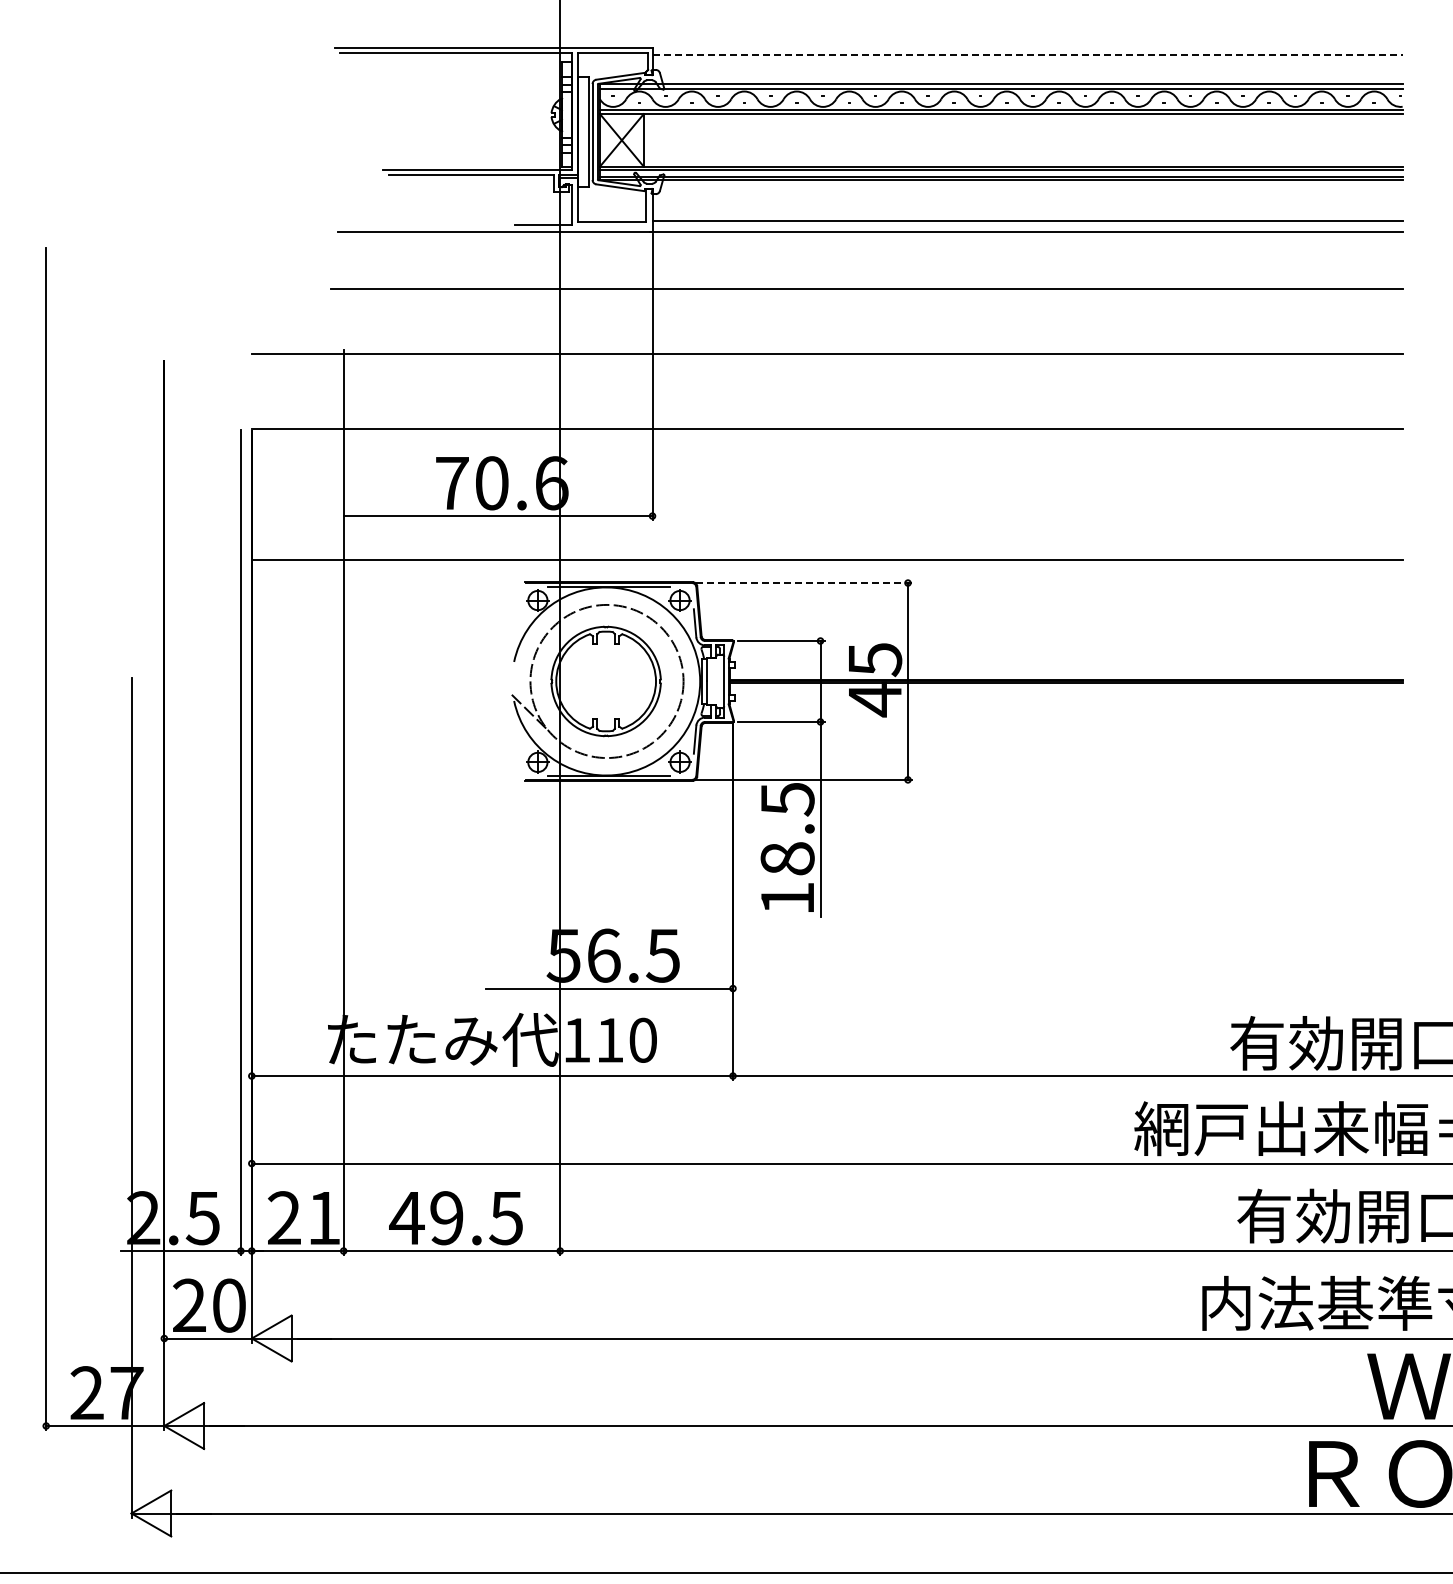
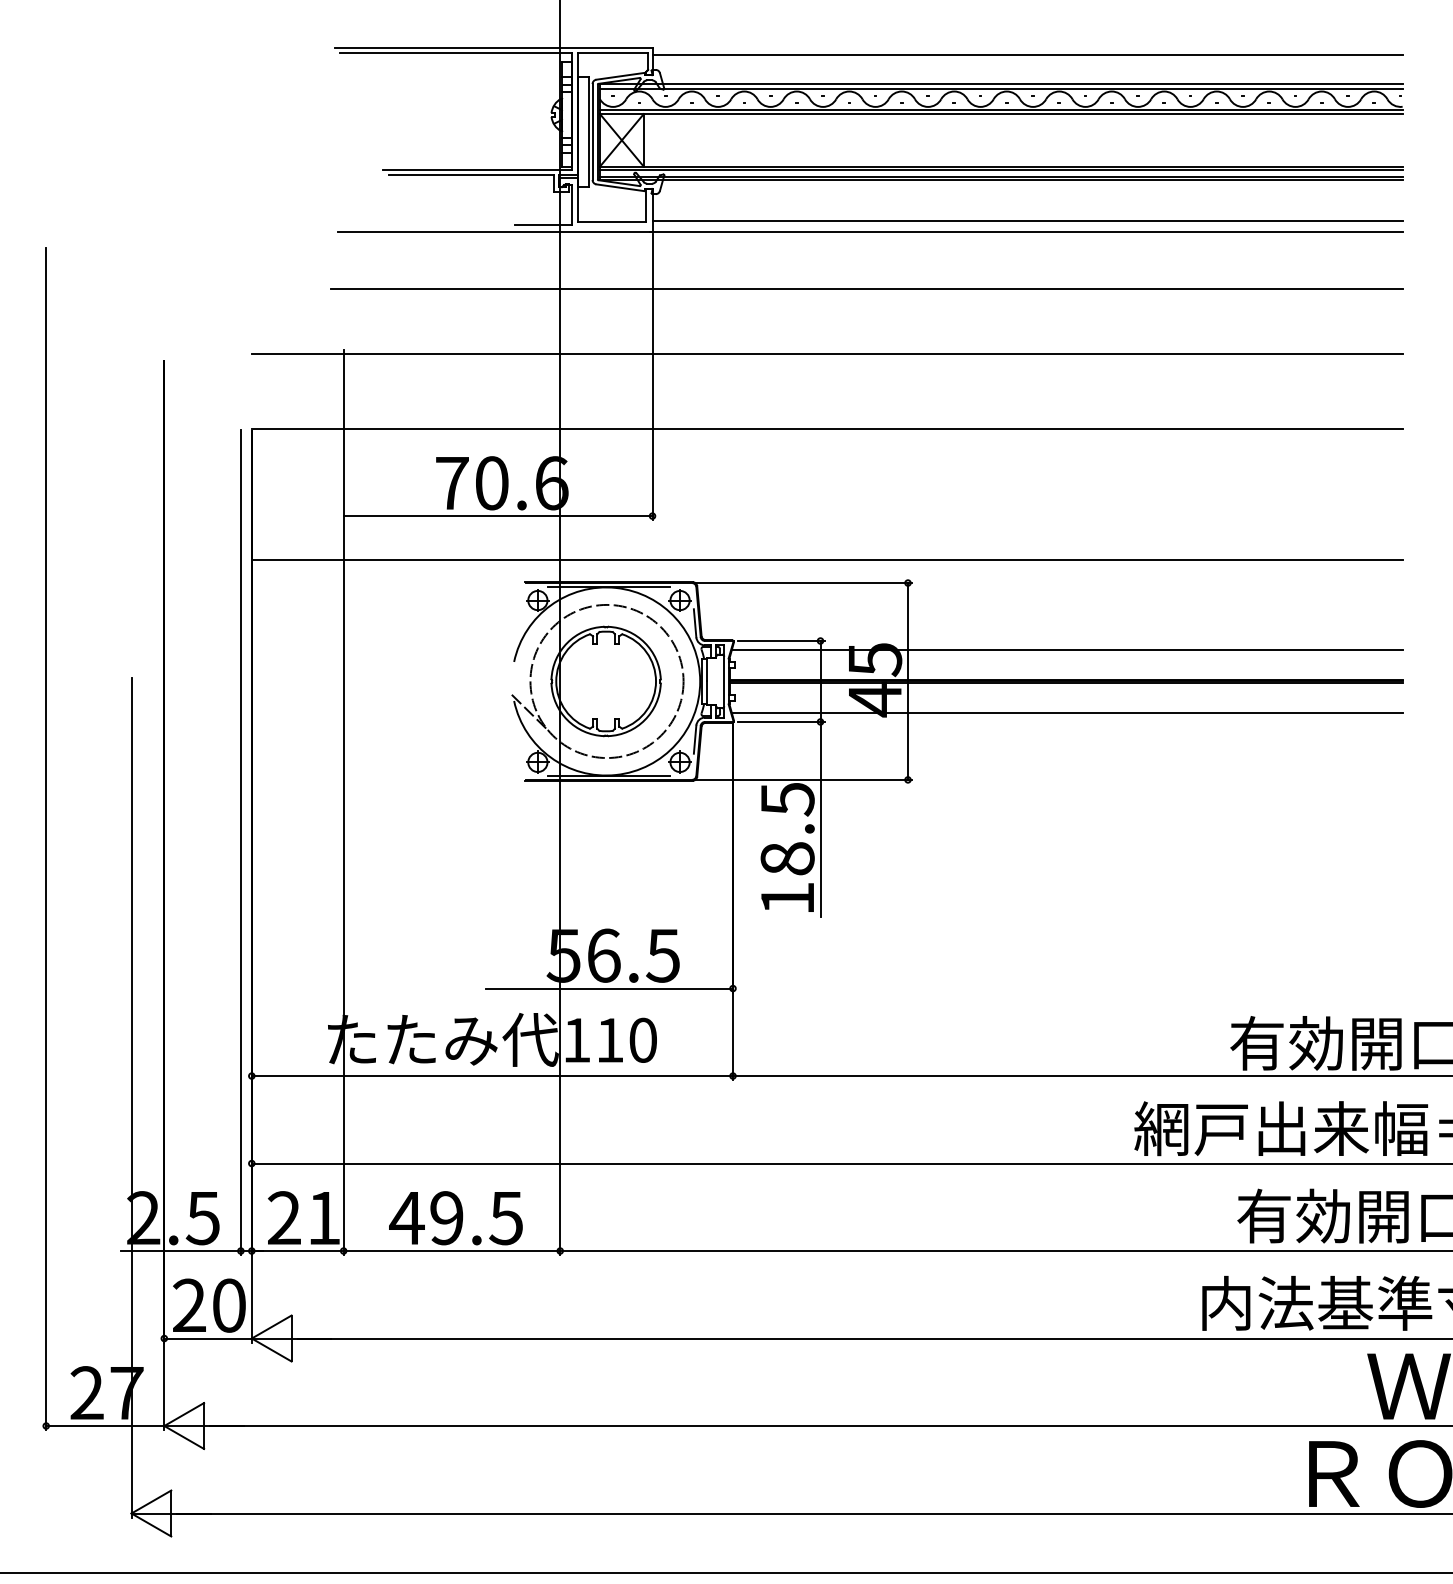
line: dashed -> solid (1028, 54)
line: dashed -> solid (804, 583)
line: none -> present (1066, 649)
line: none -> present (1067, 713)
